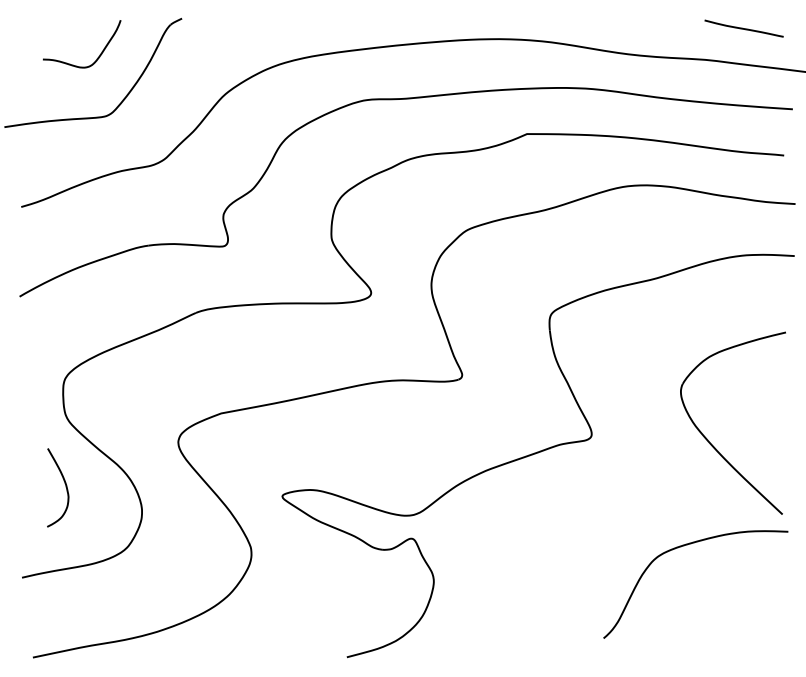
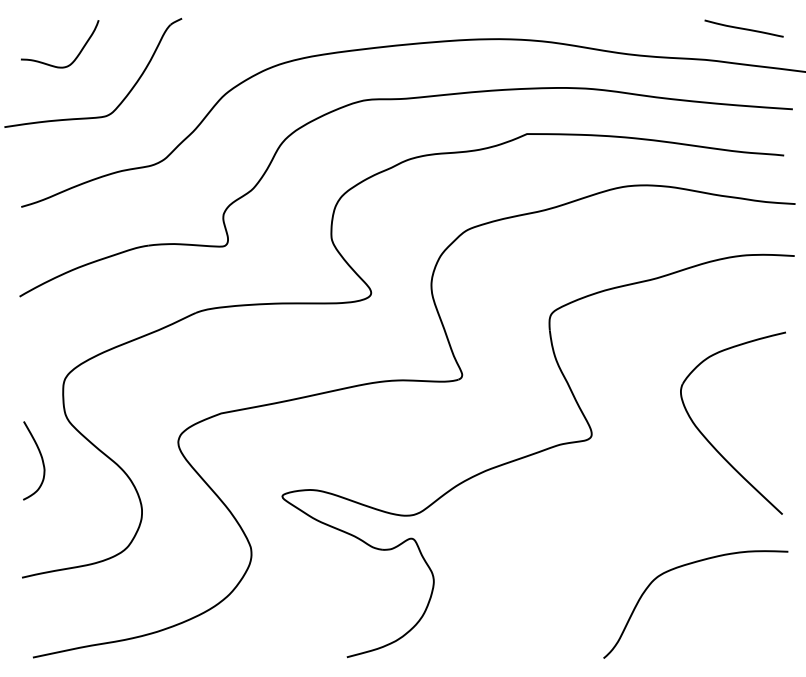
curve position: (99, 54) -> (77, 54) (77, 54)
curve position: (65, 487) -> (41, 460) (41, 460)
curve position: (684, 546) -> (684, 566) (684, 566)
